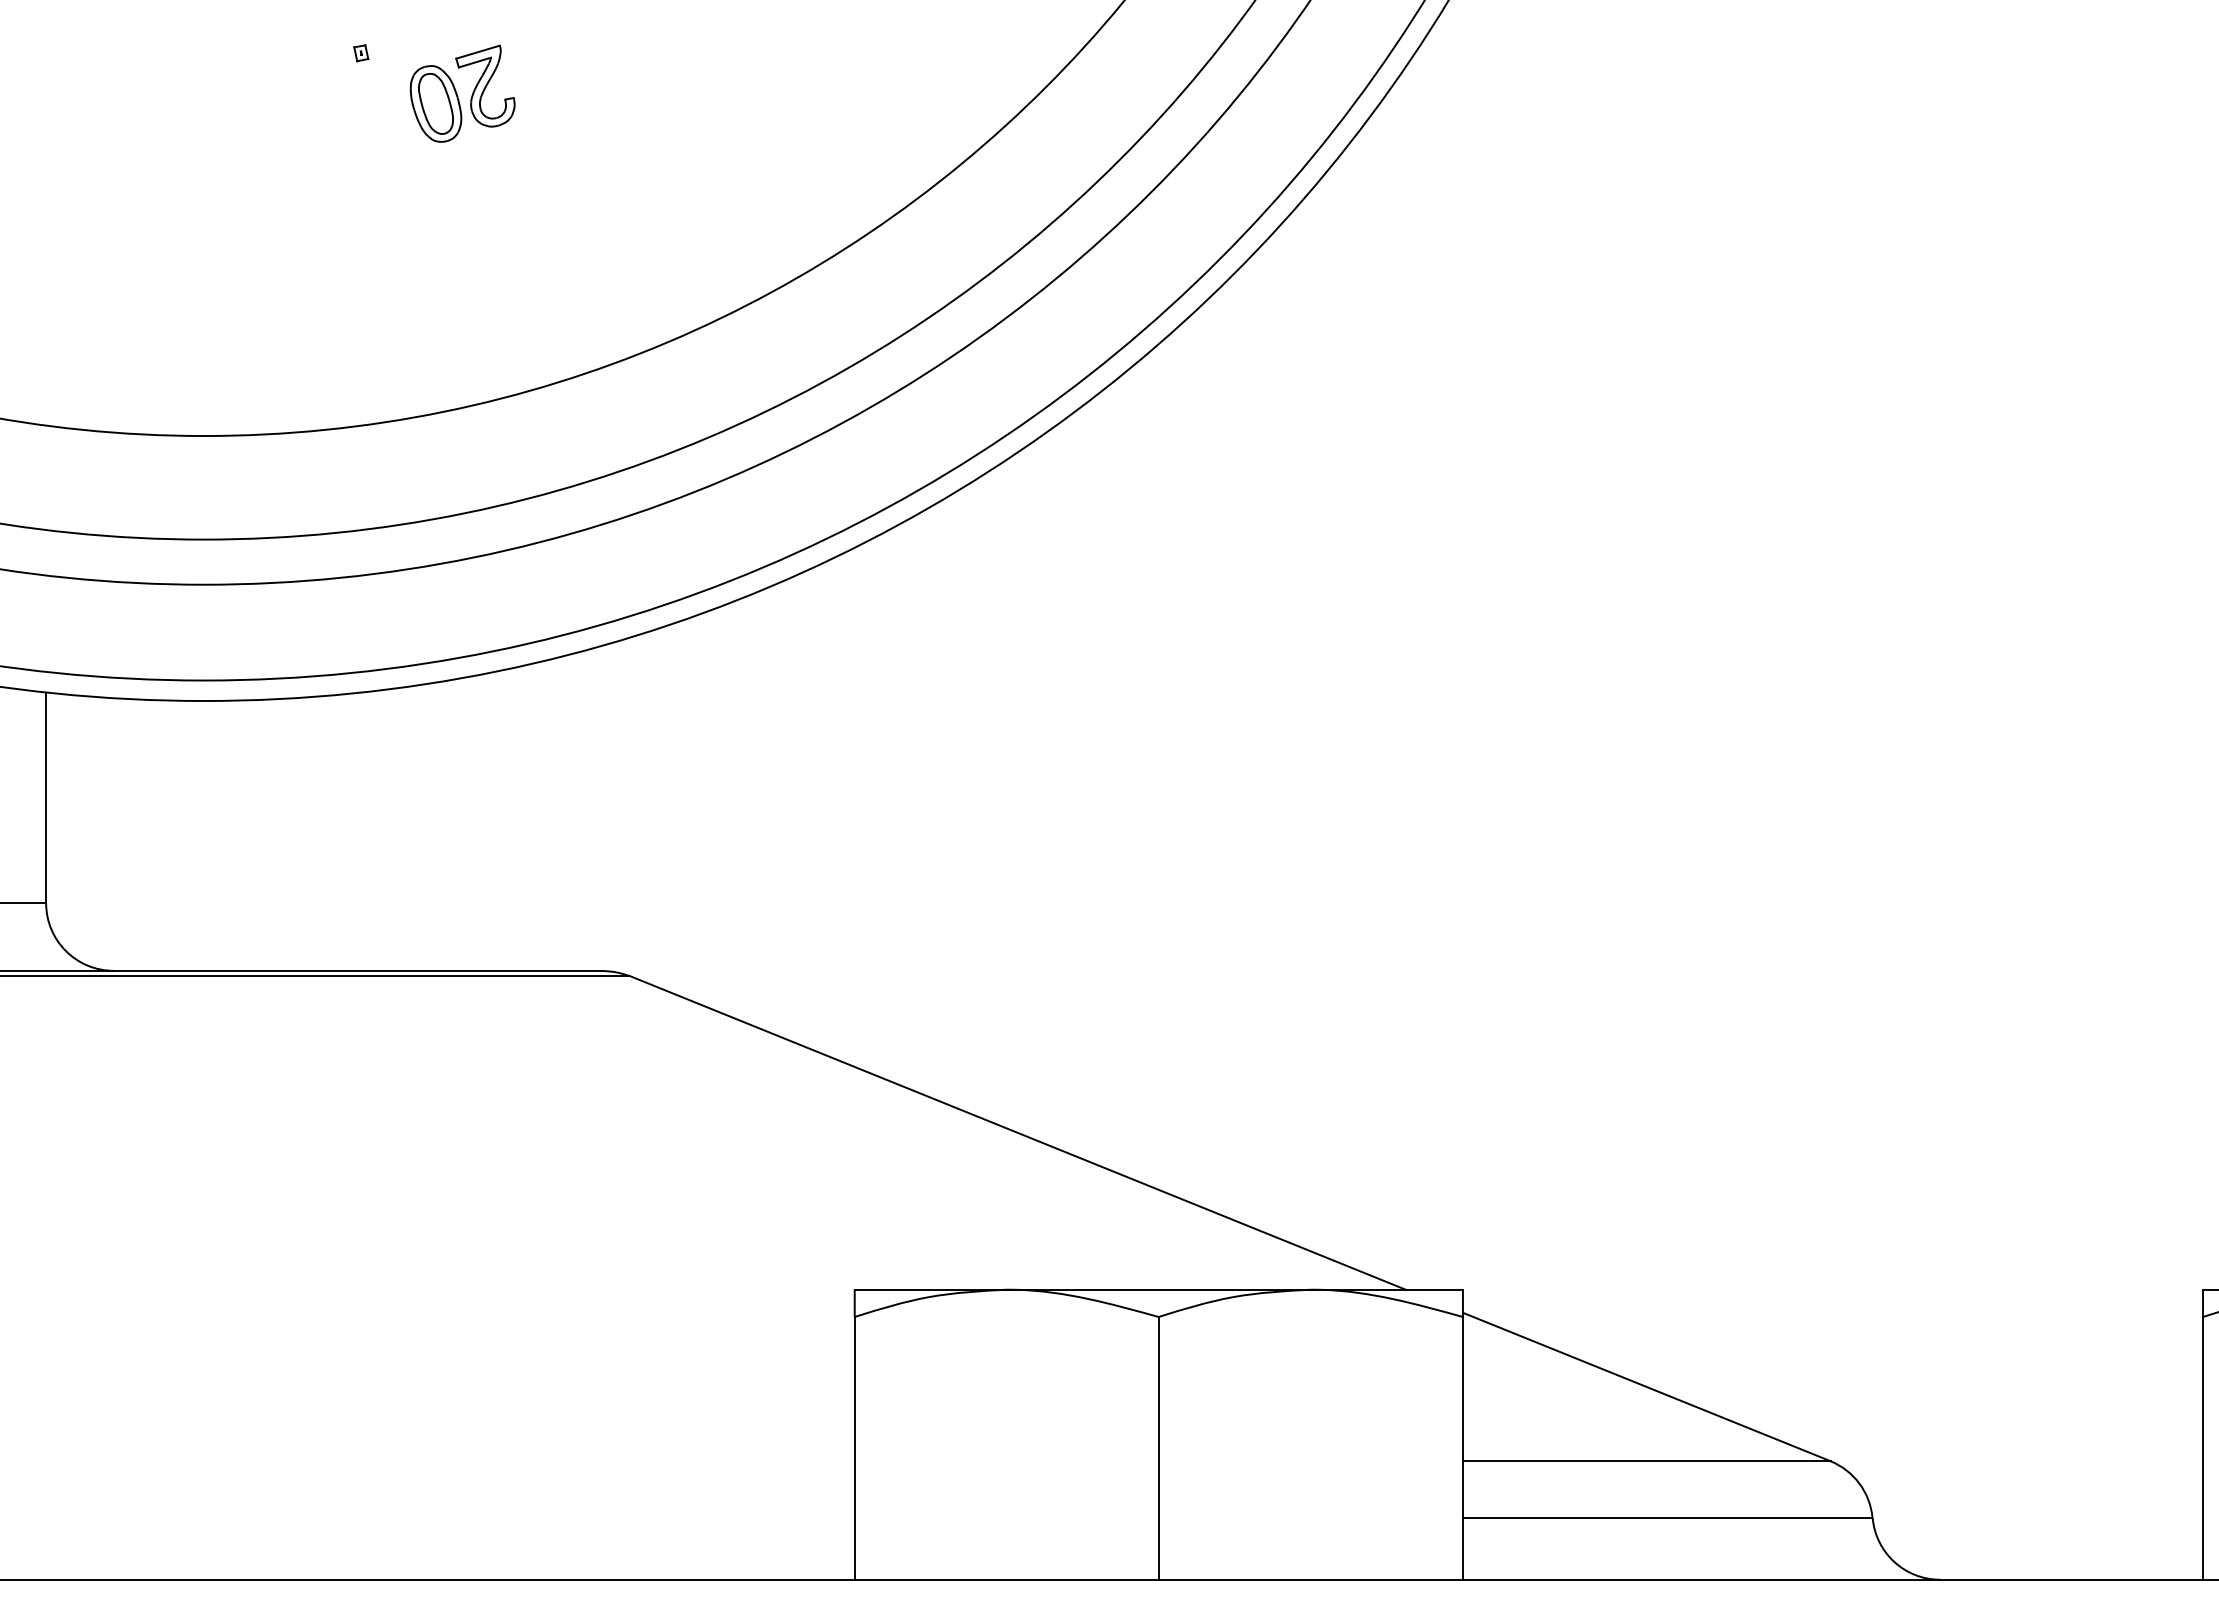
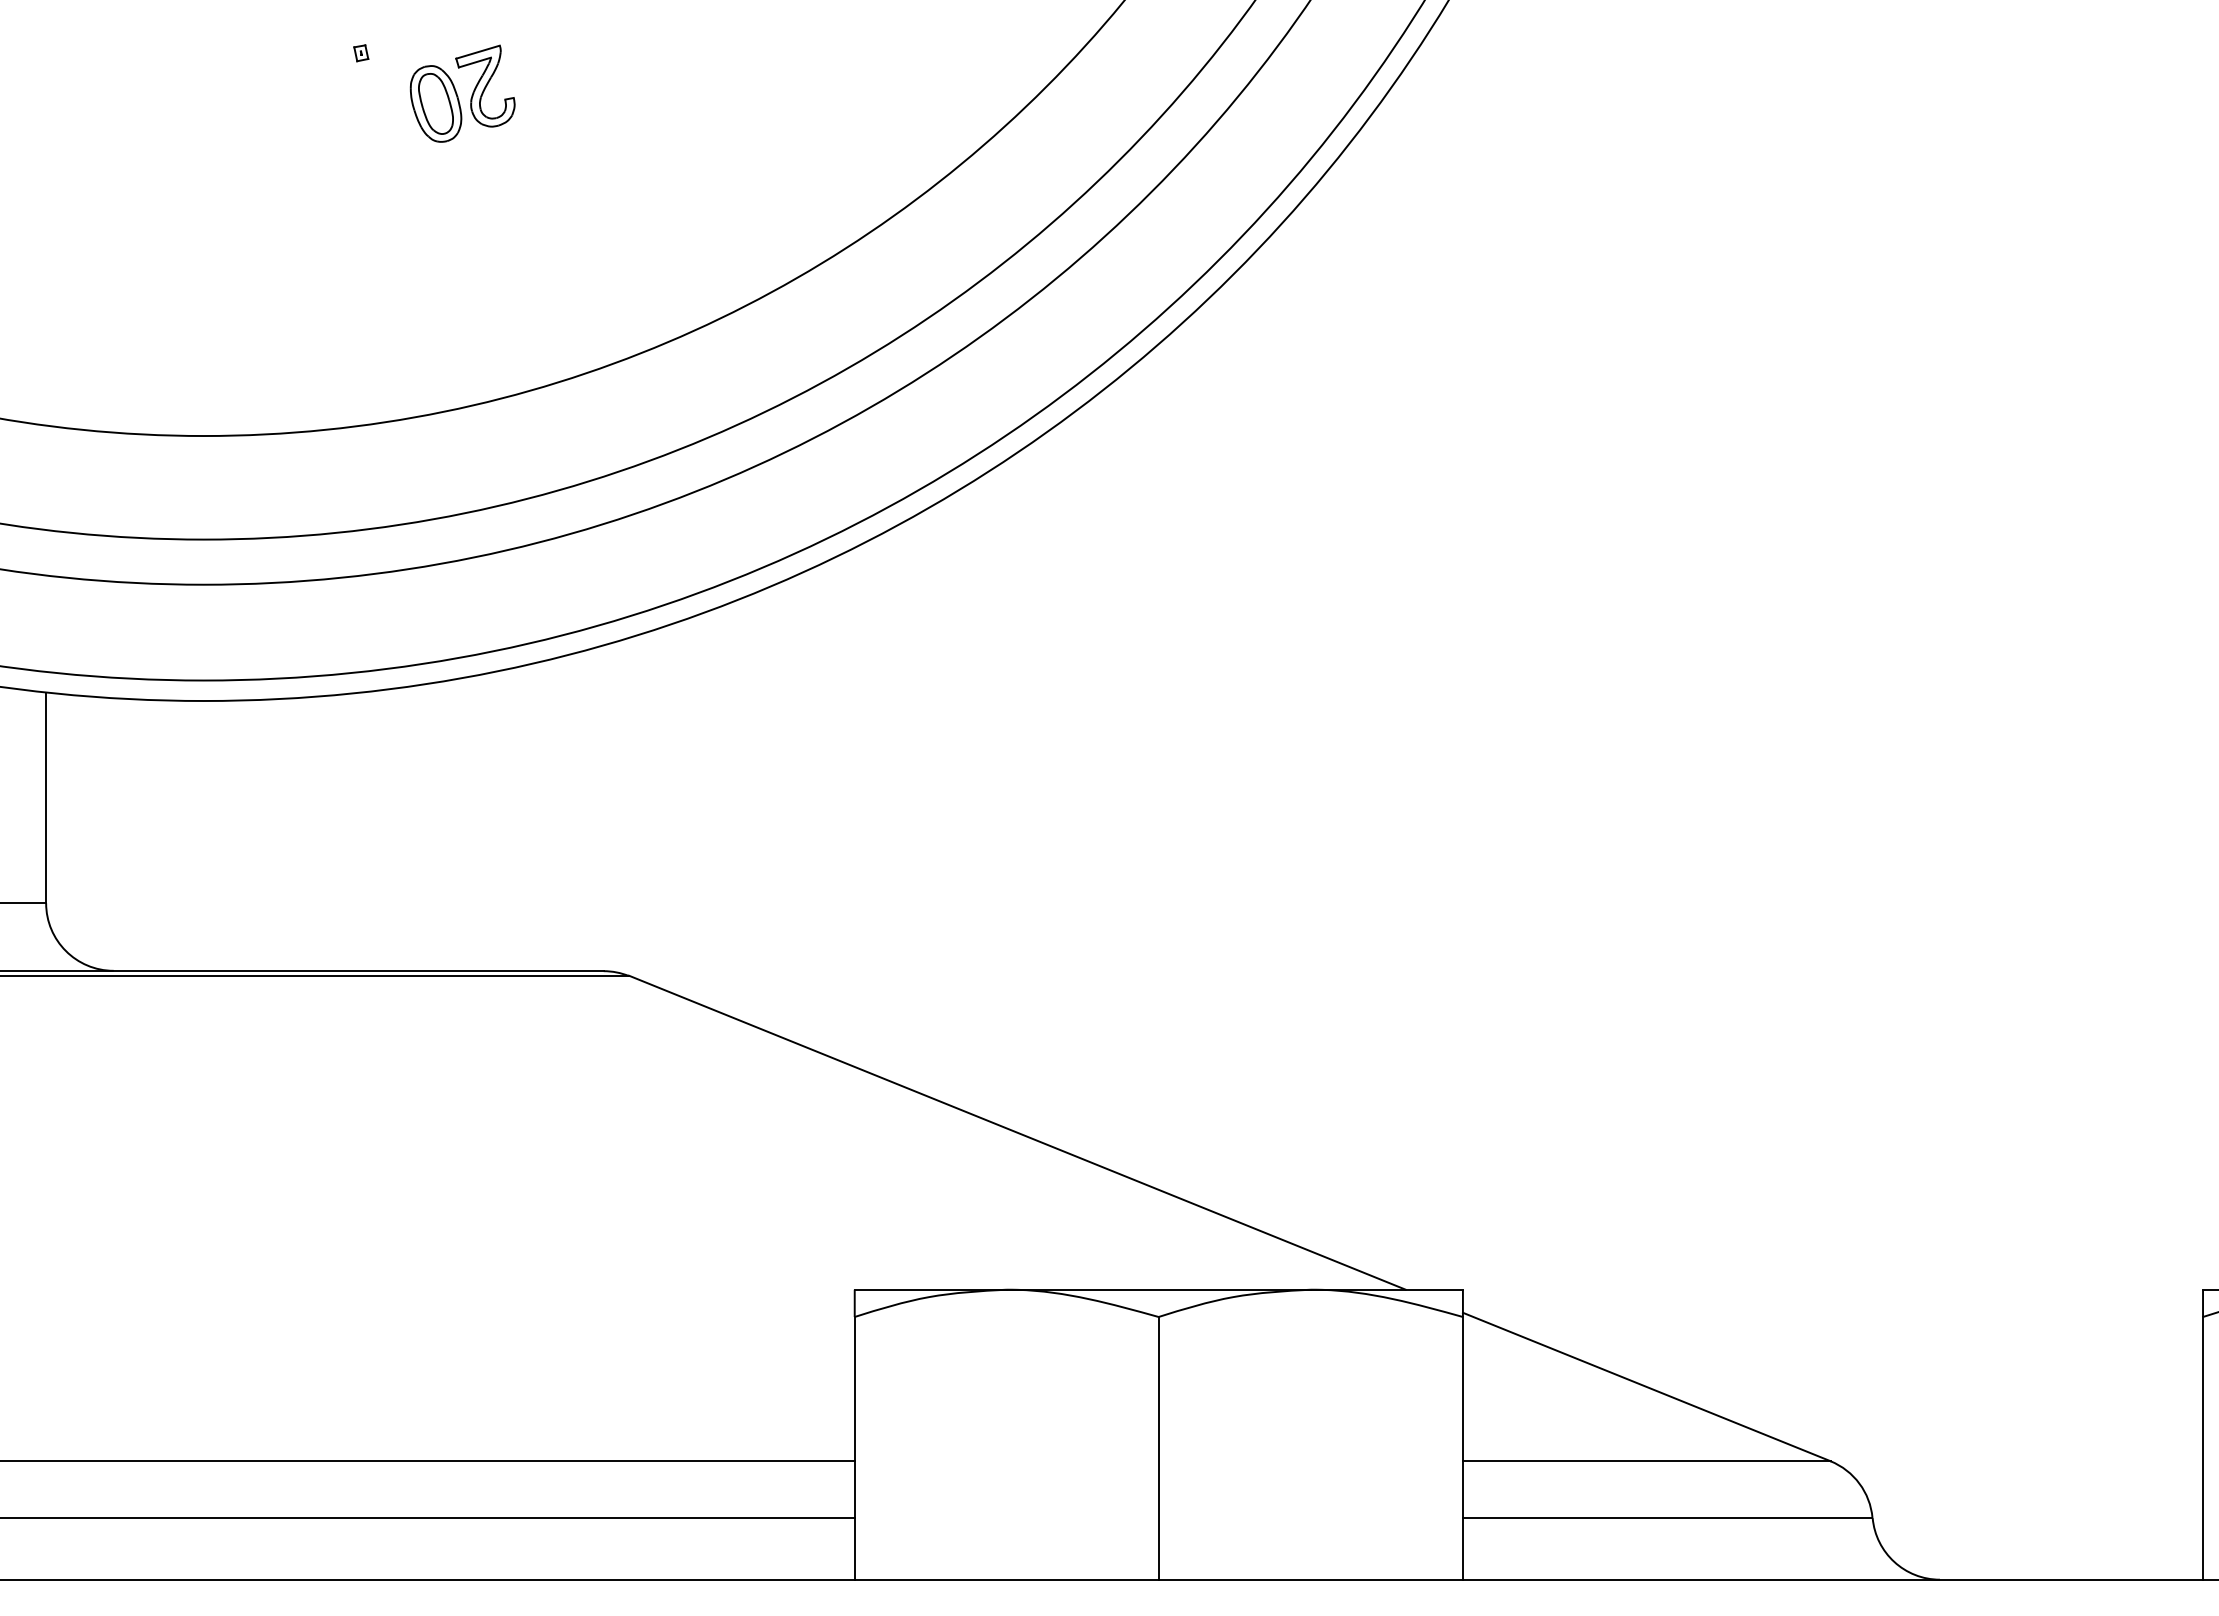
line: none -> present (428, 1461)
line: none -> present (428, 1518)
